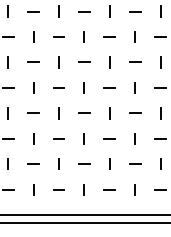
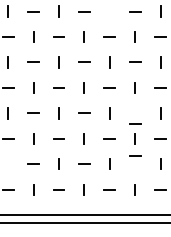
line: present -> none (109, 11)
line position: (135, 112) -> (135, 123) (135, 123)
line: present -> none (7, 163)
line position: (135, 163) -> (135, 155) (135, 155)
